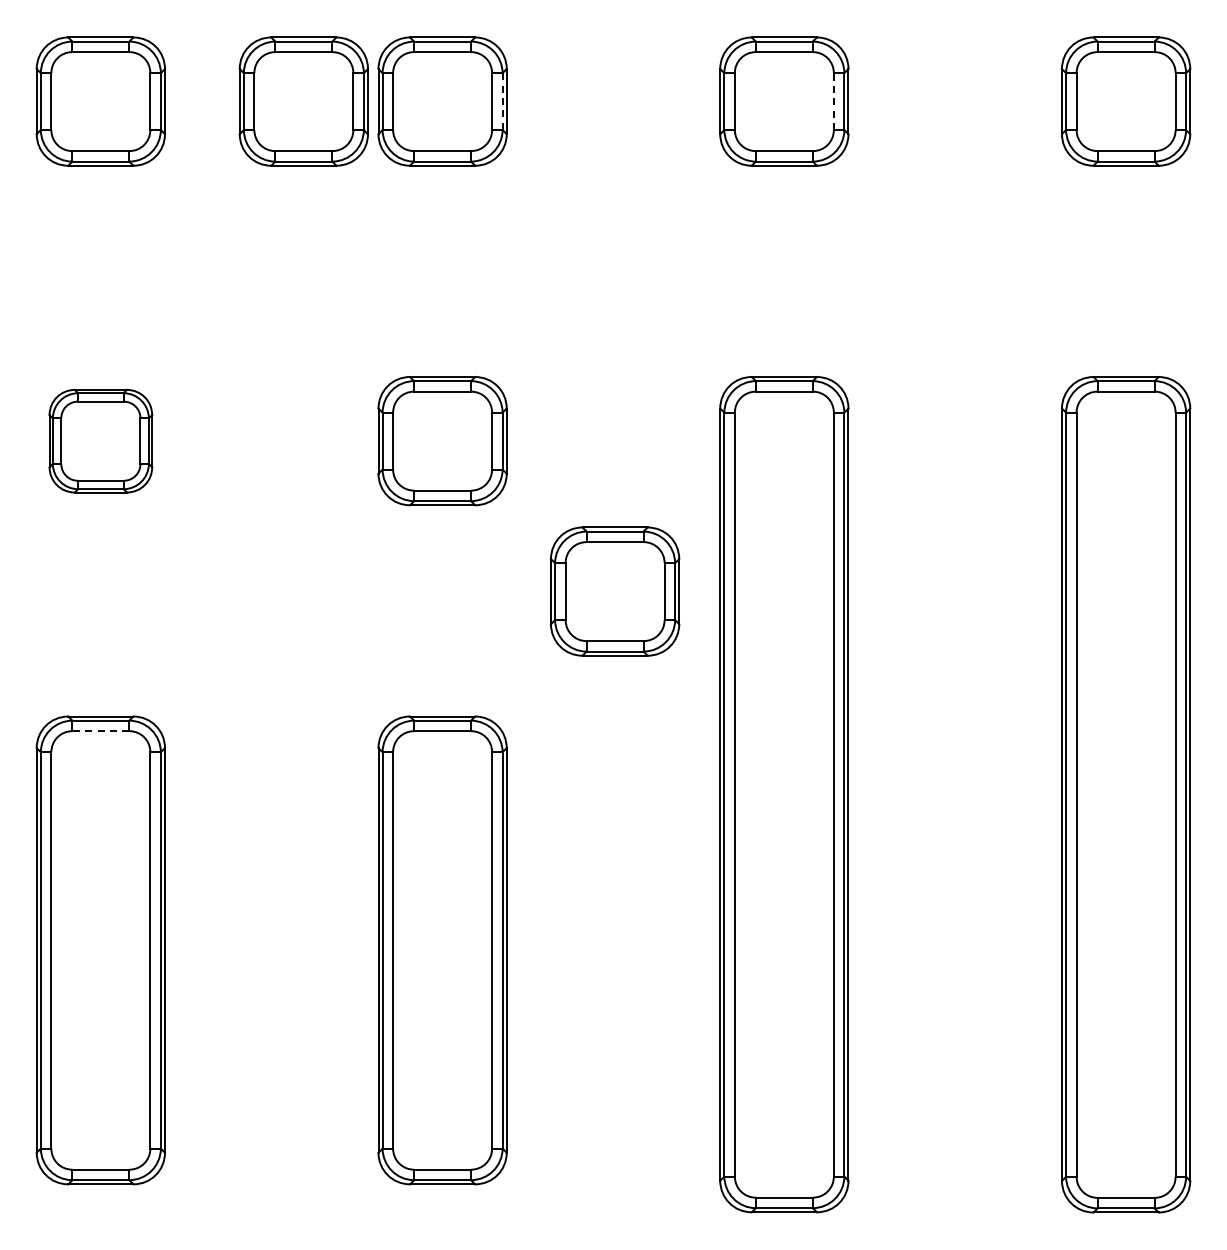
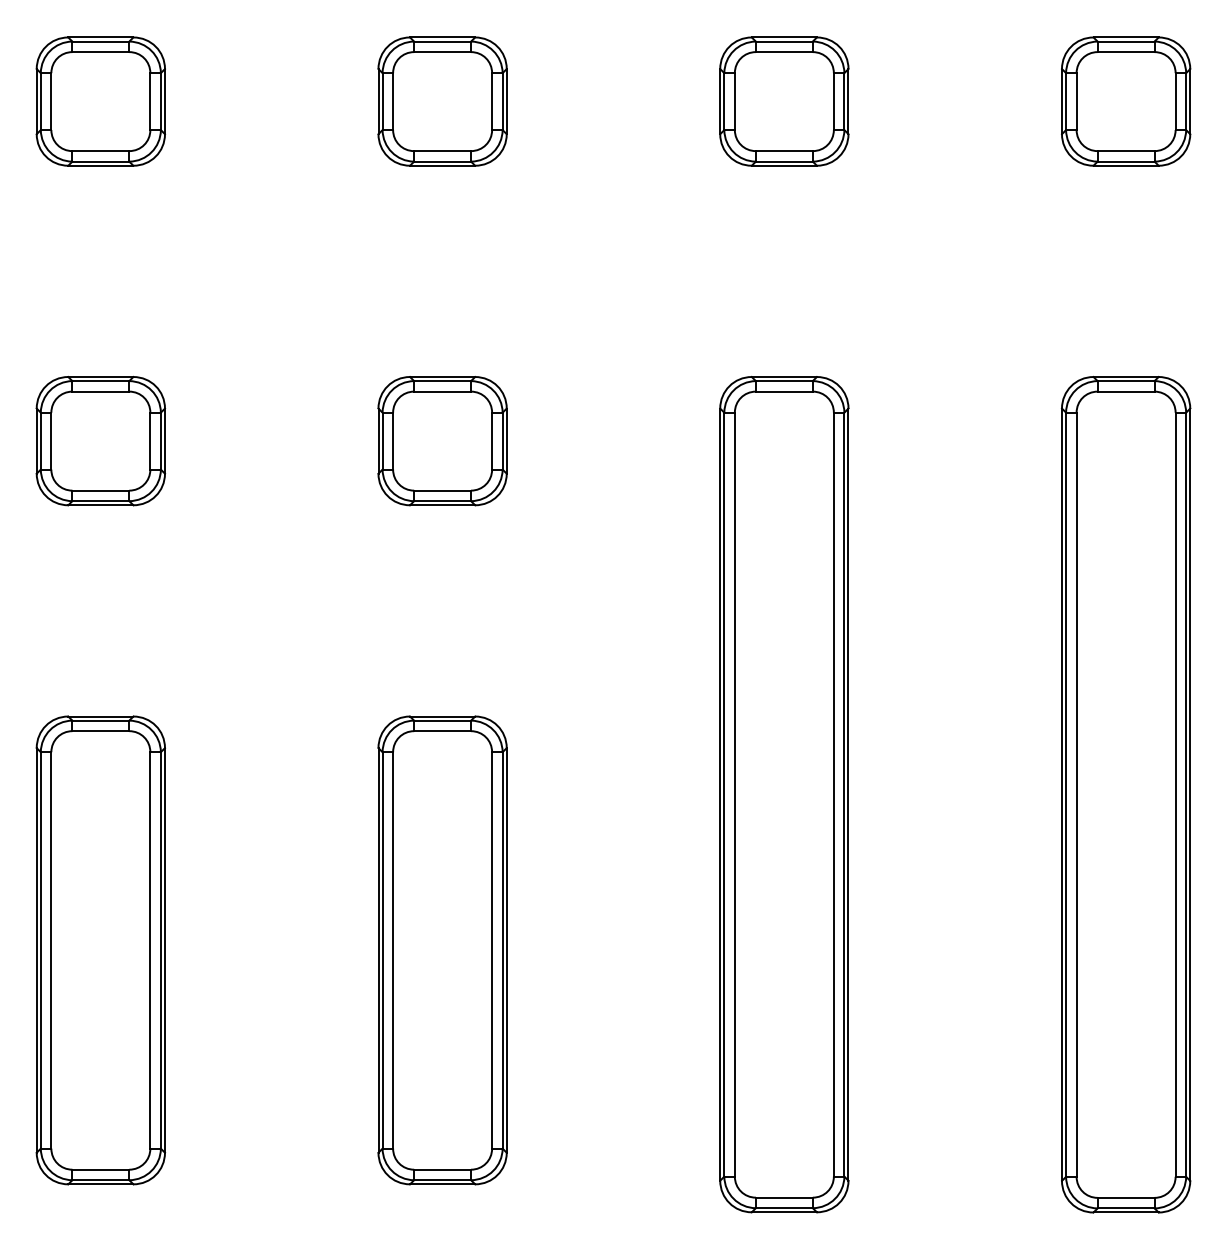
part: present -> none (303, 101)
line: dashed -> solid (833, 101)
line: dashed -> solid (502, 102)
part size: 106x106 px -> 132x131 px (100, 441)
part: present -> none (615, 591)
line: dashed -> solid (100, 731)
